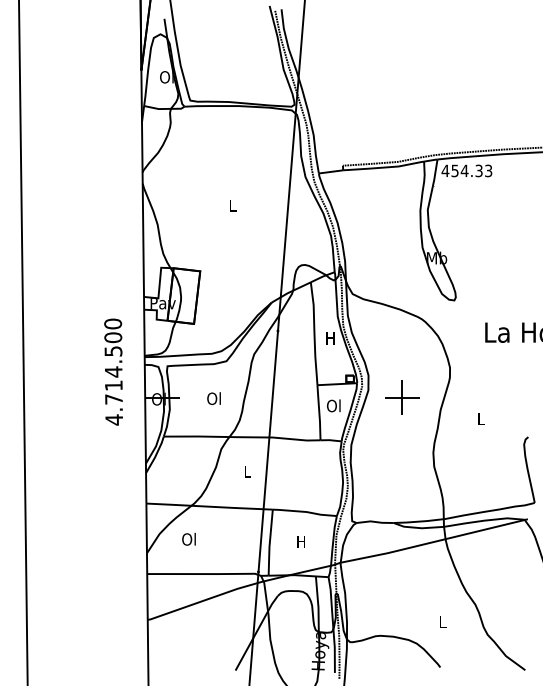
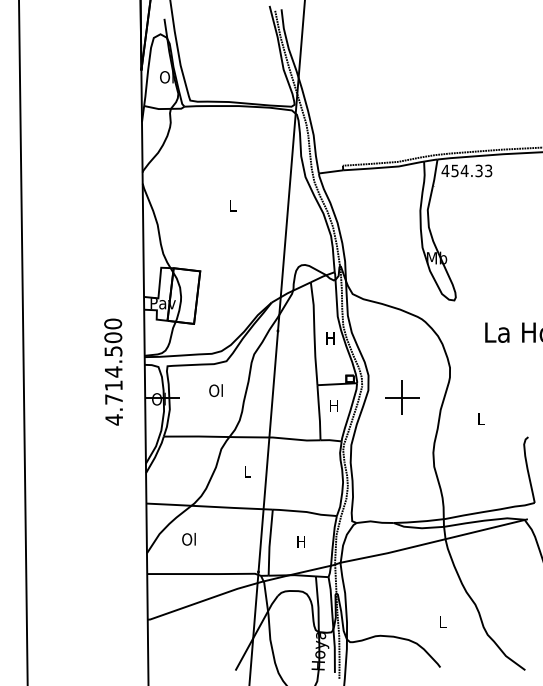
text position: (213, 398) -> (215, 390) (215, 390)
text: Ol -> H (333, 405)
